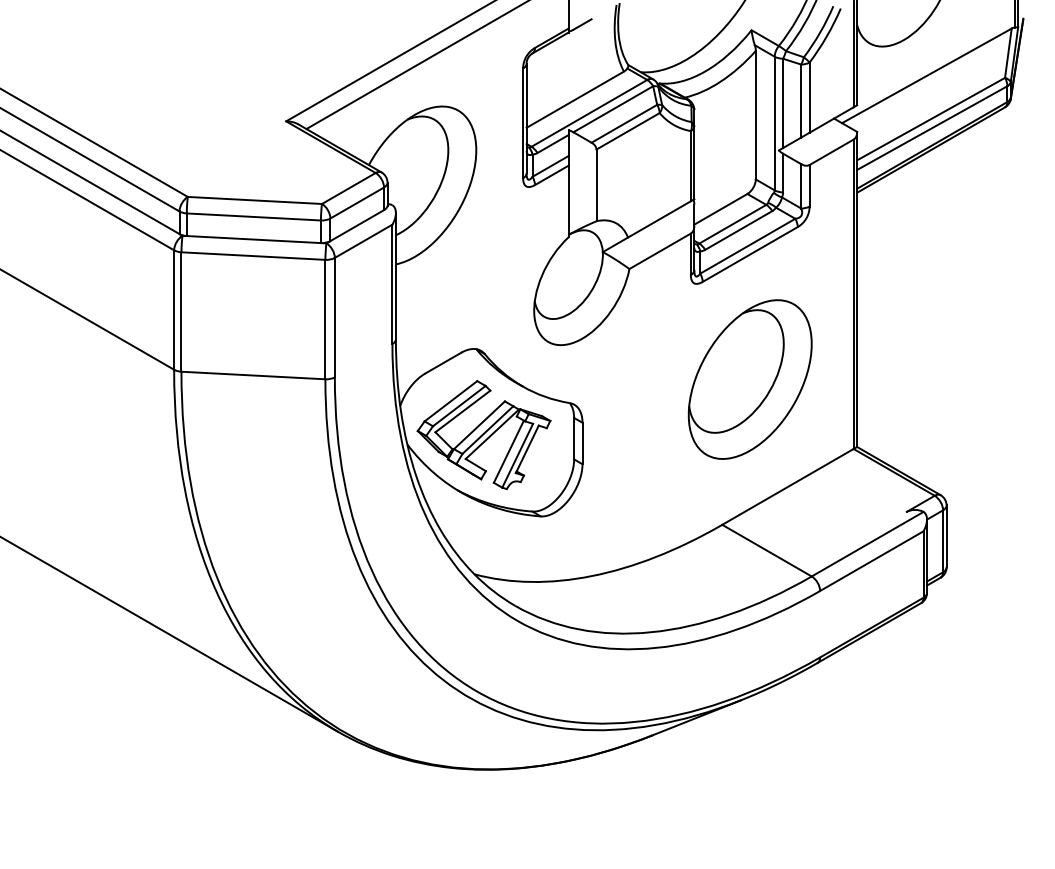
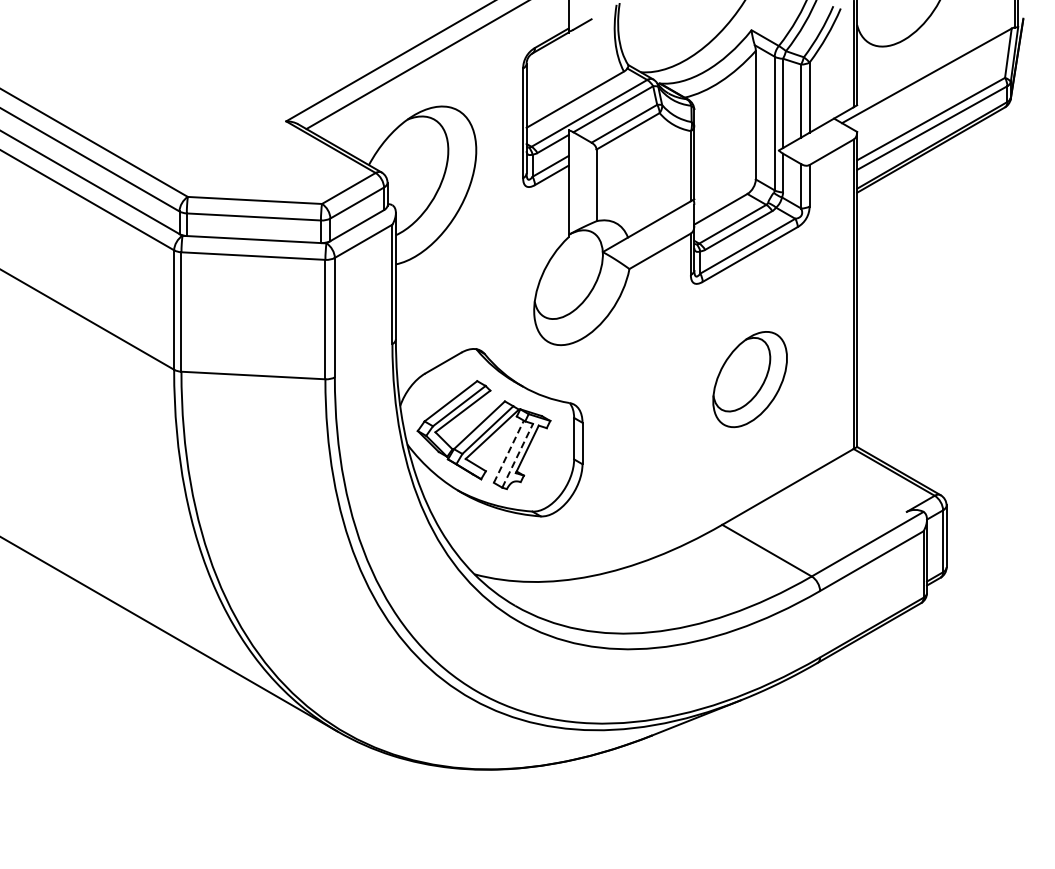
part size: 126x161 px -> 76x98 px (749, 379)
line: solid -> dashed (508, 451)
line: solid -> dashed (517, 455)
